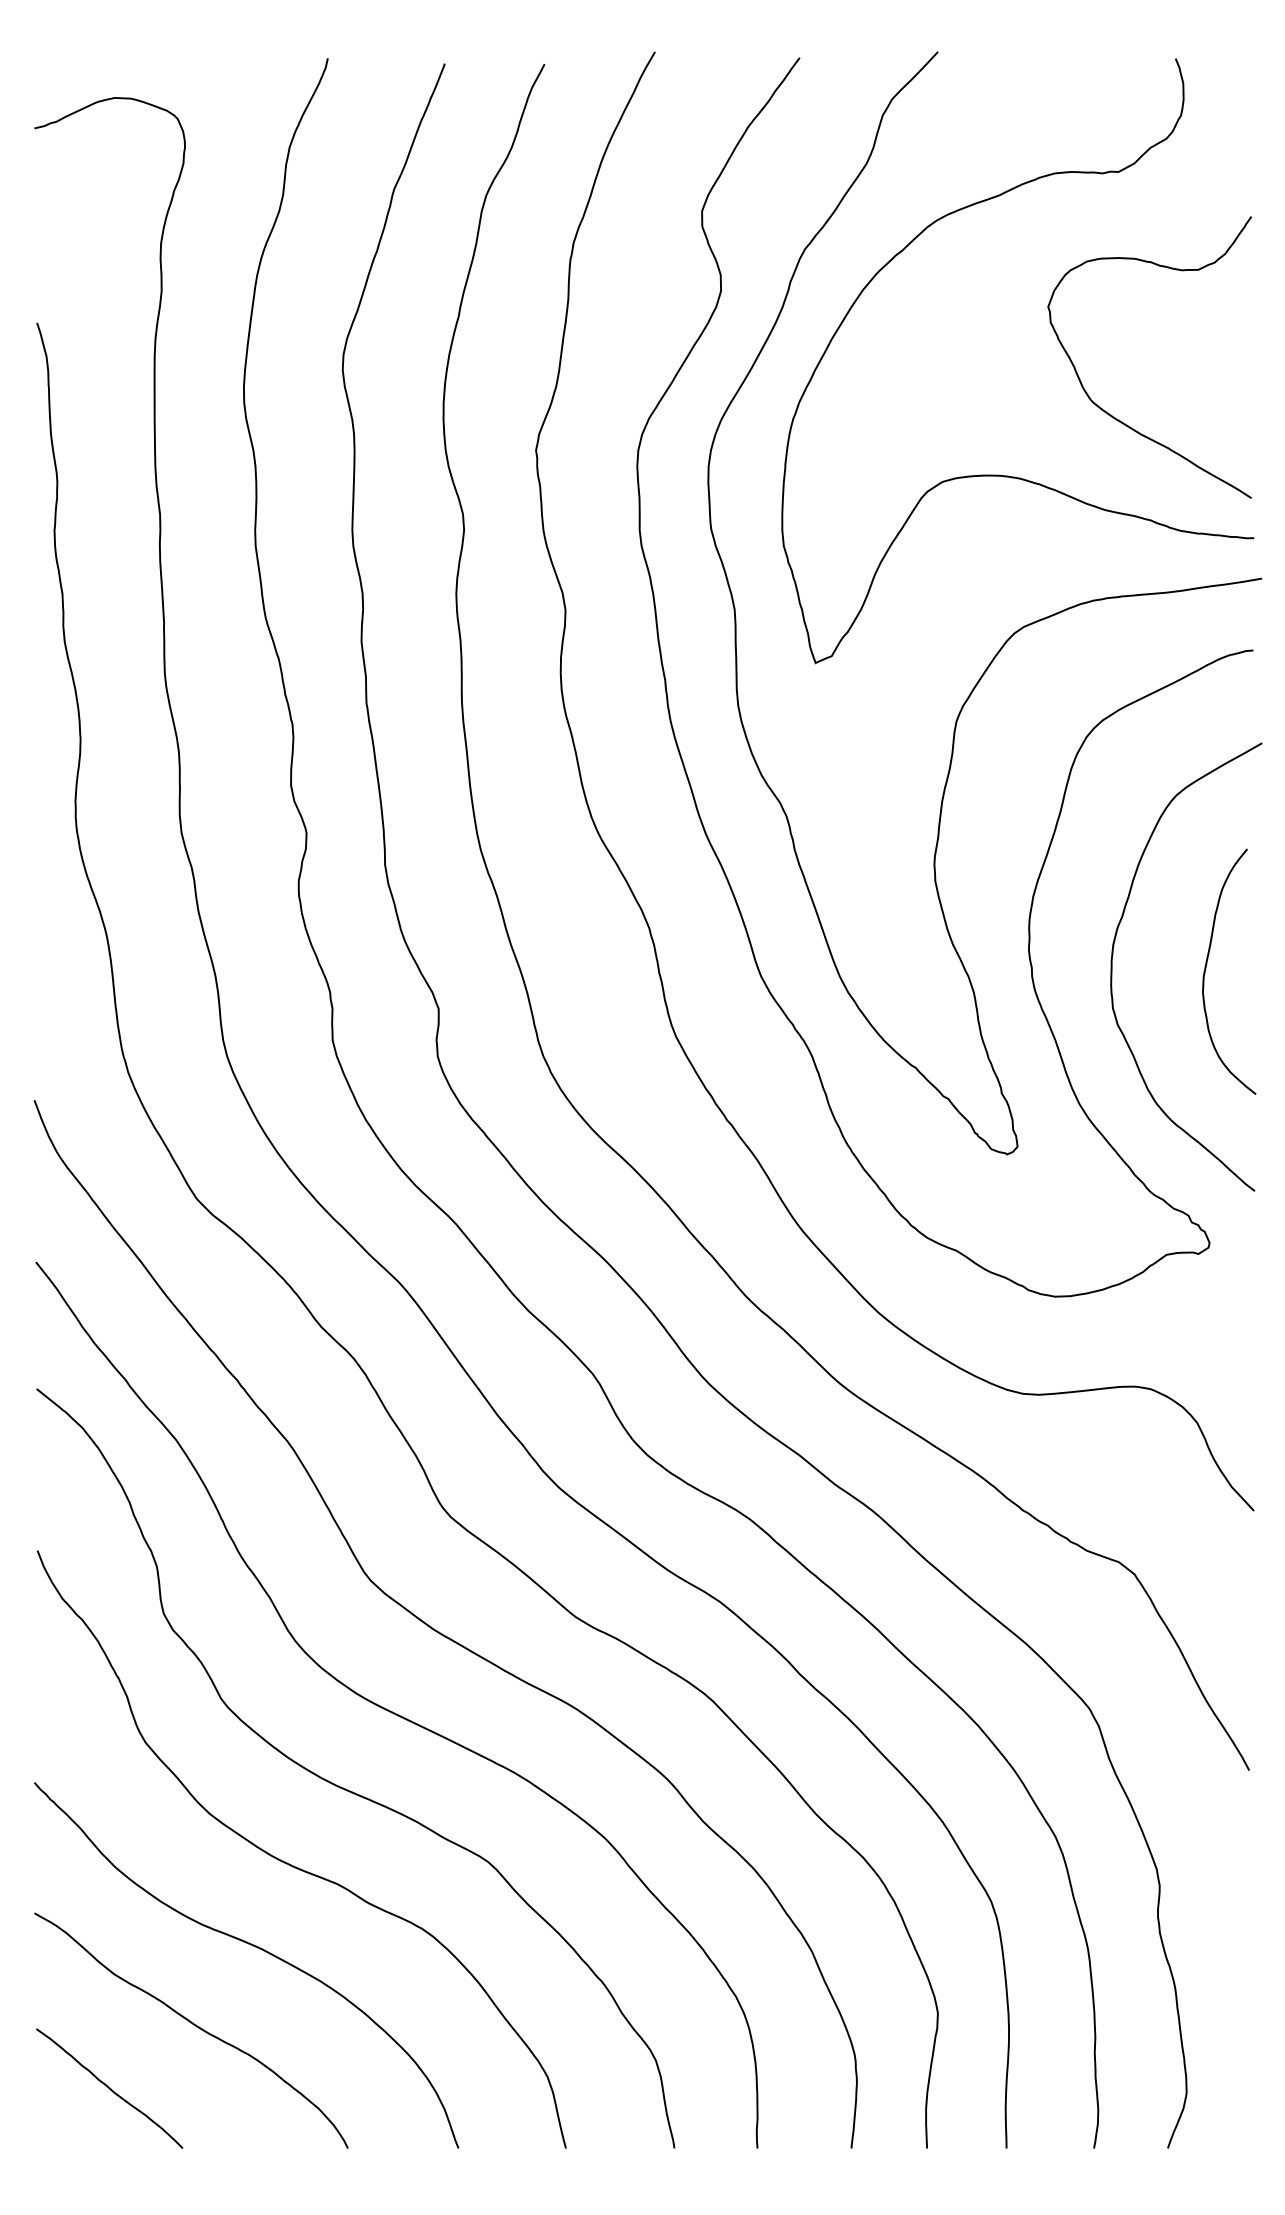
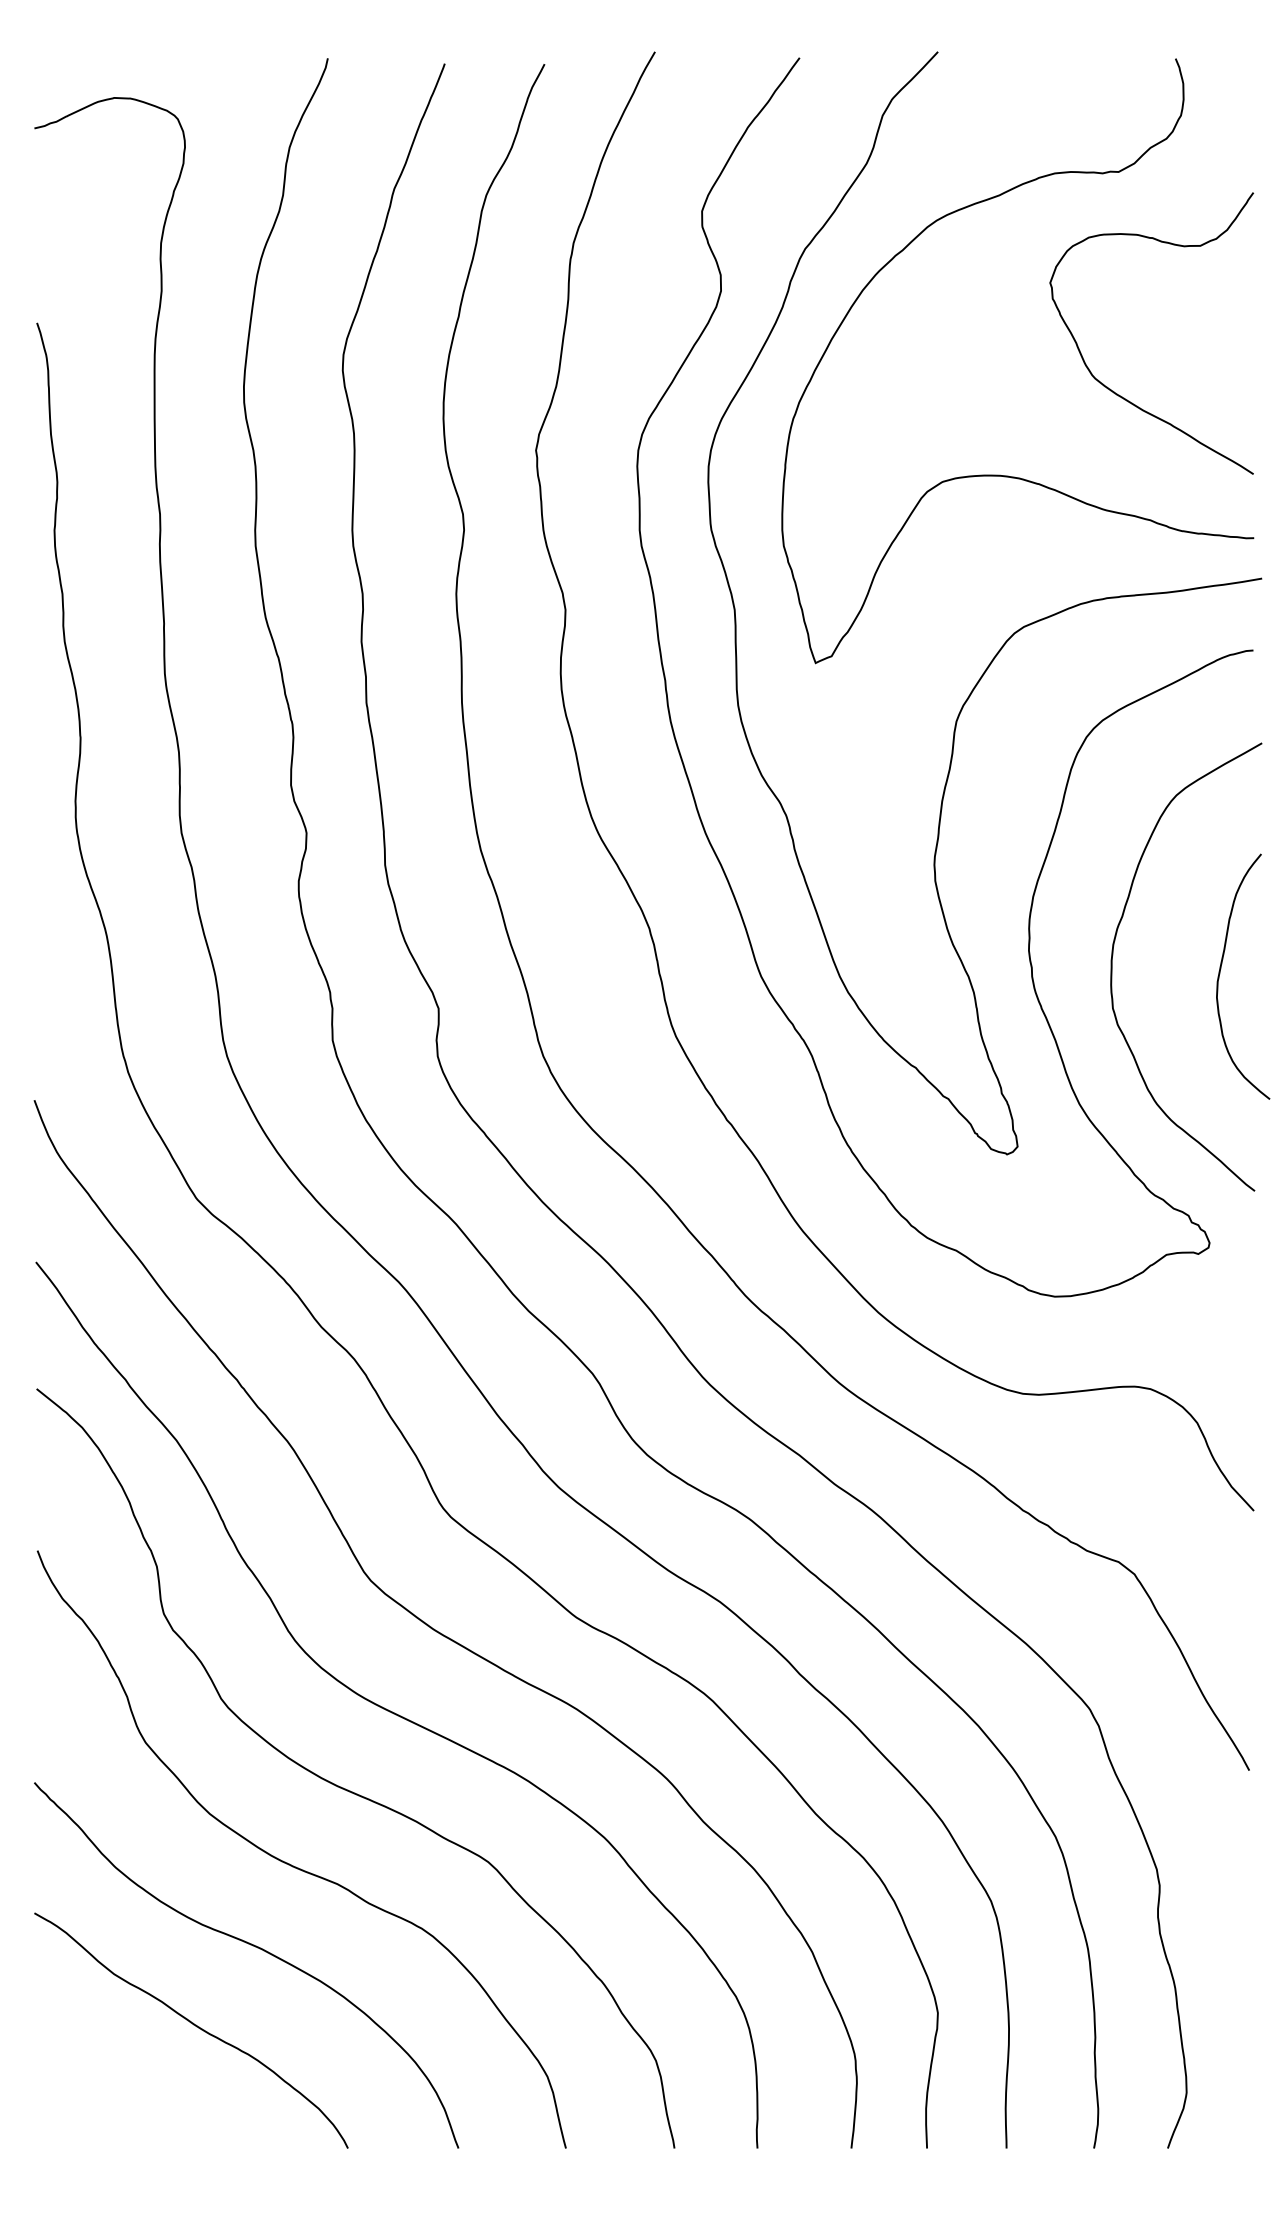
curve position: (1108, 412) -> (1110, 388) (1110, 388)
curve position: (1207, 964) -> (1221, 969) (1221, 969)
curve: present -> none (109, 2088)
